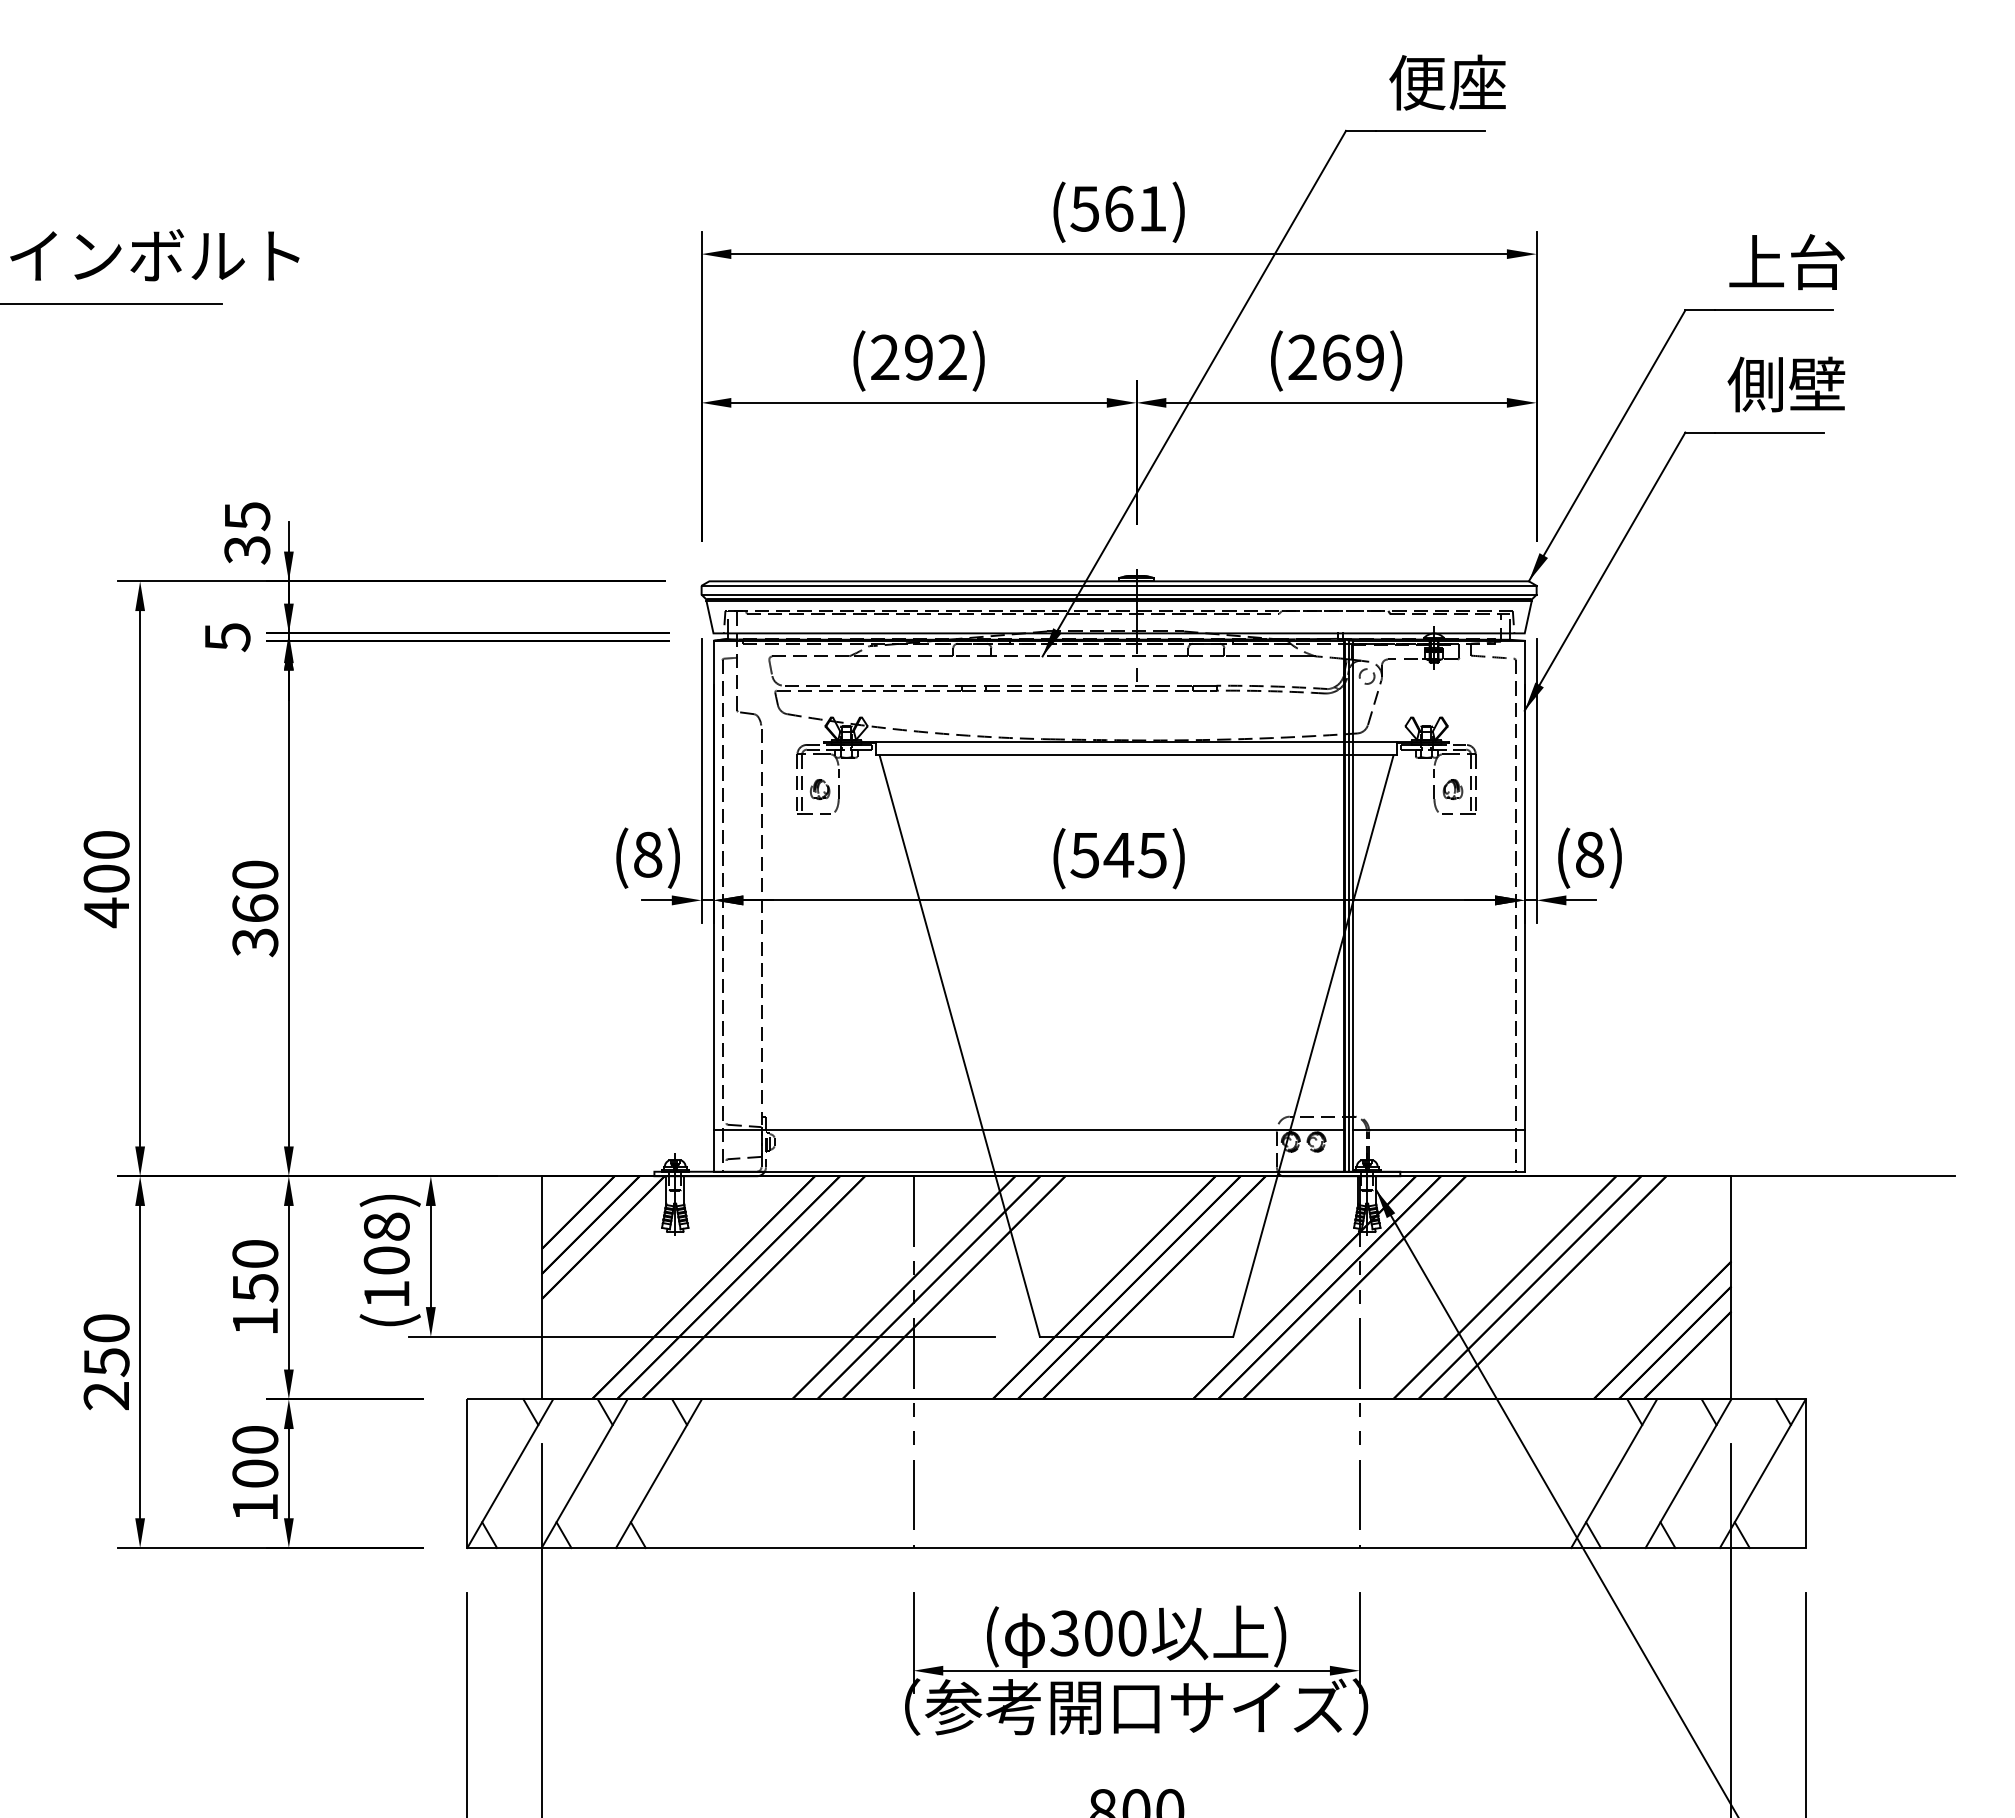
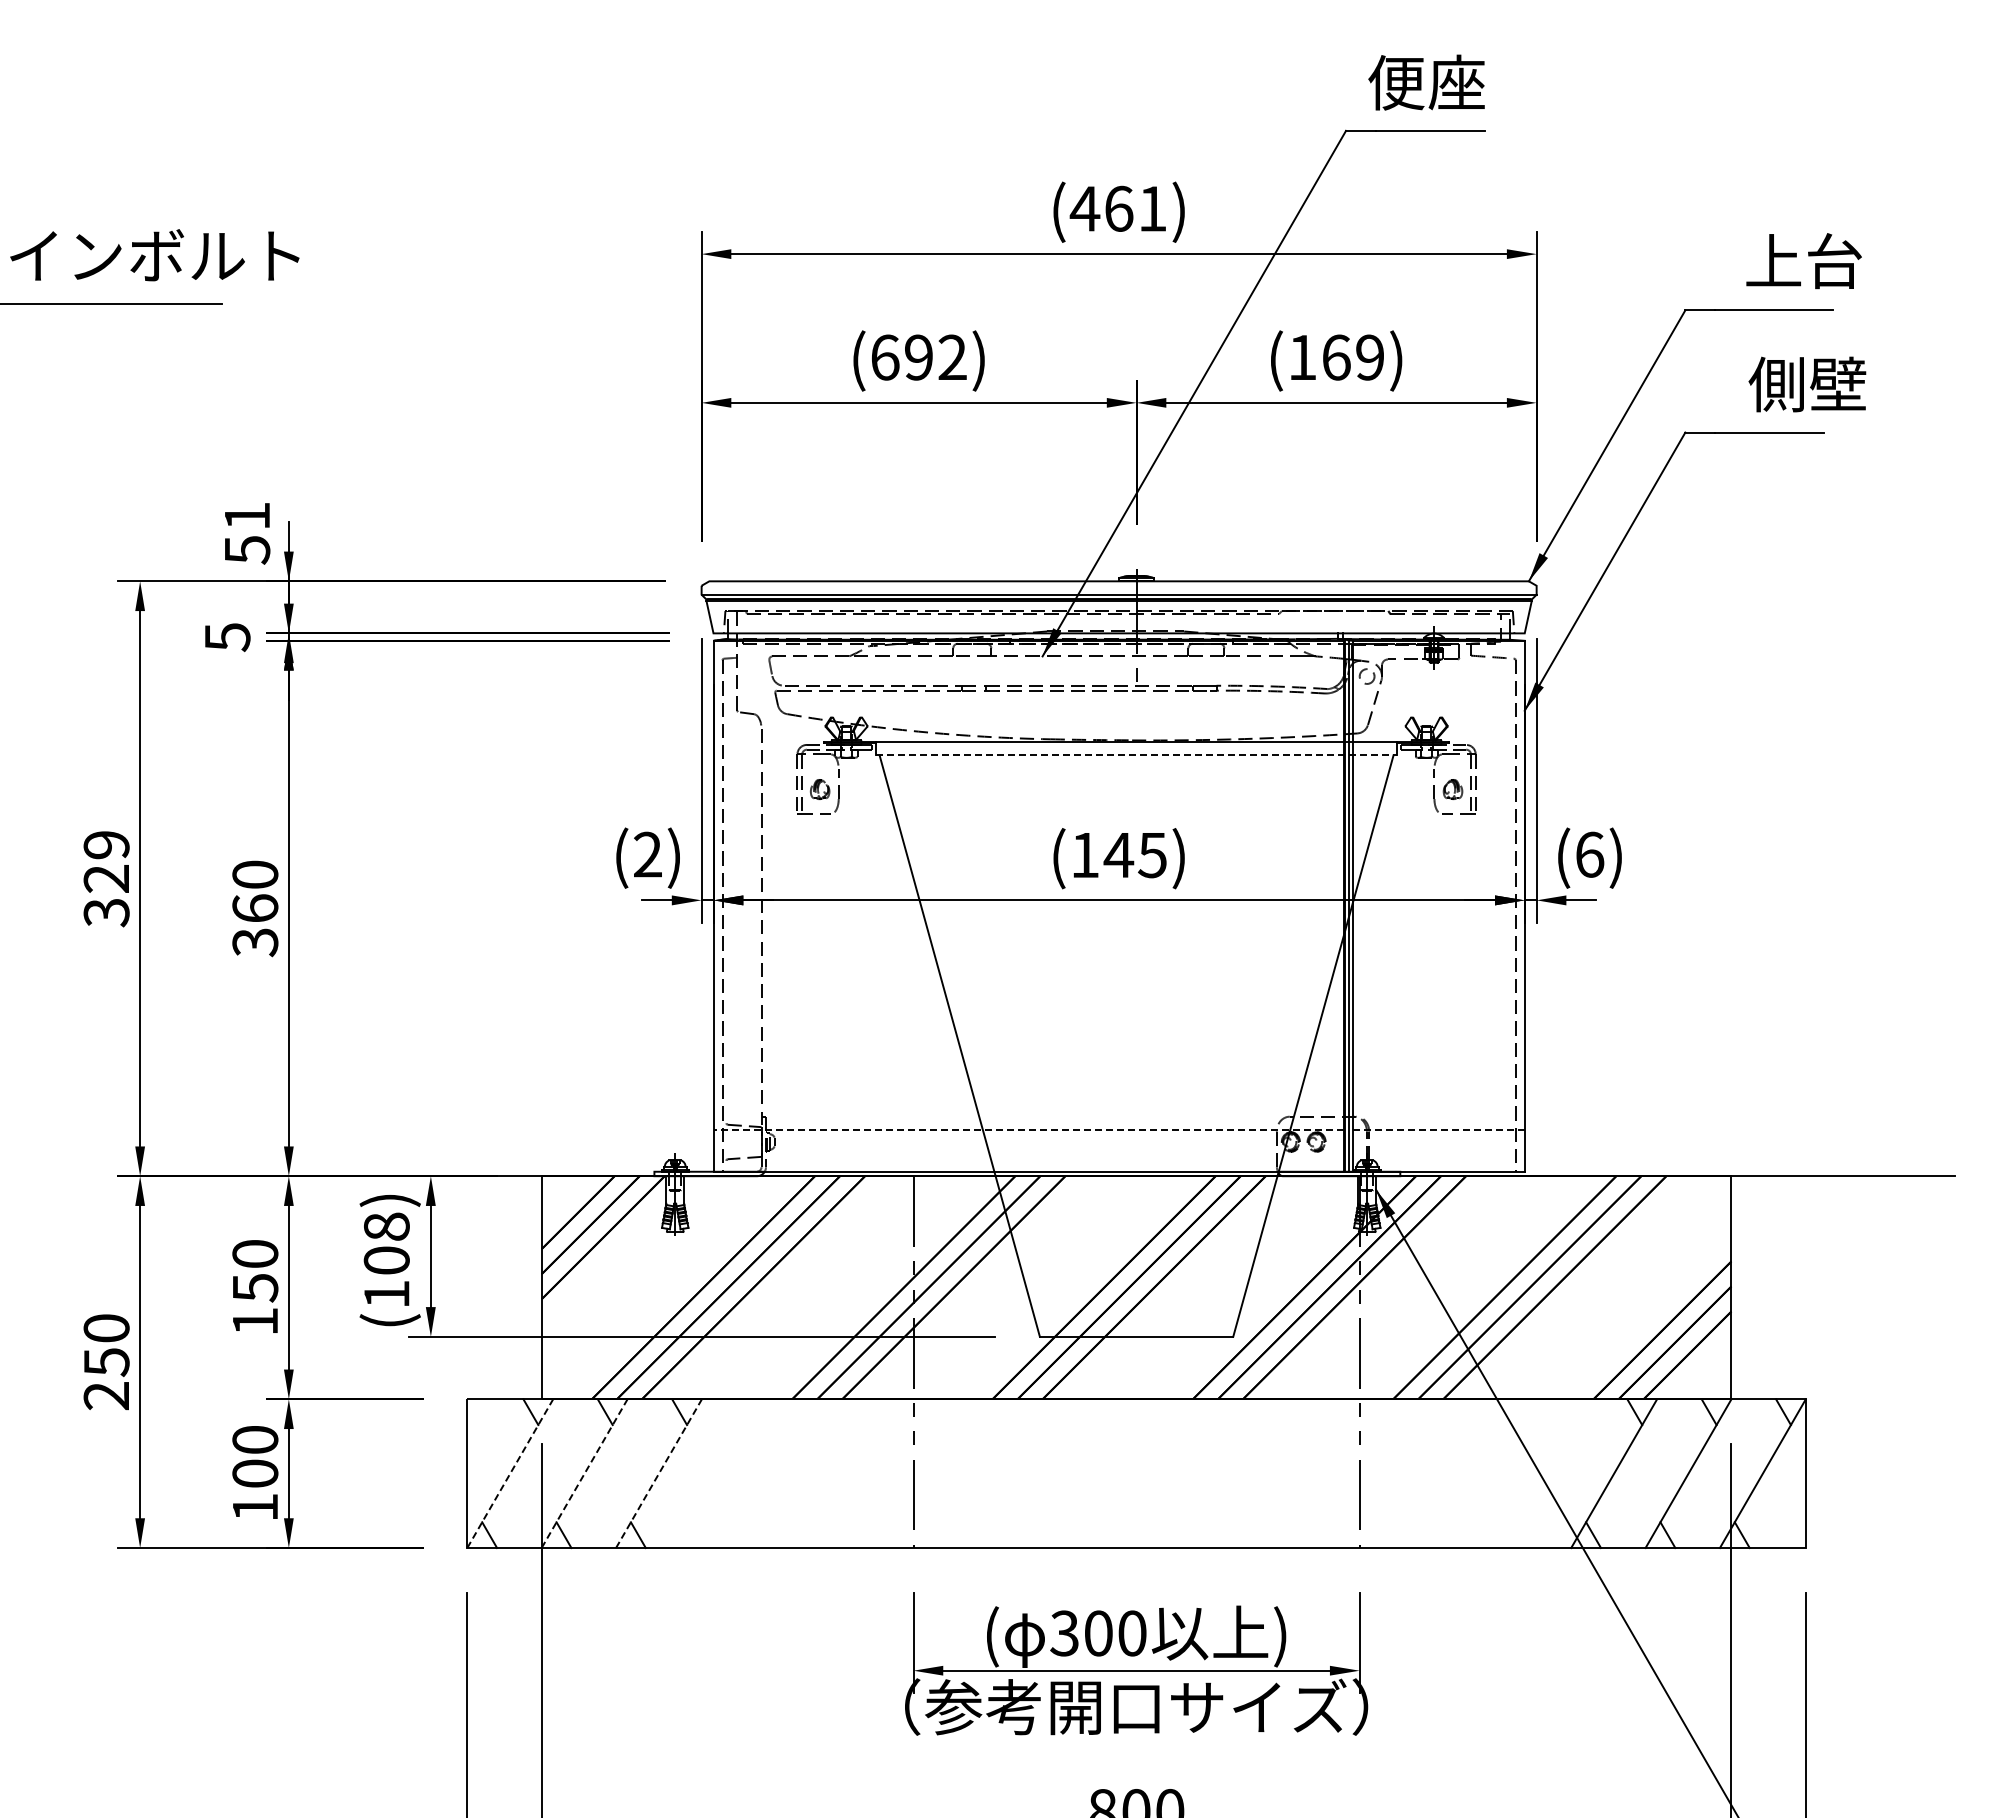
text position: (1447, 82) -> (1426, 82) (1426, 82)
text: (561) -> (461) (1084, 208)
text position: (1786, 262) -> (1803, 261) (1803, 261)
text: (269) -> (169) (1302, 356)
text: (292) -> (692) (885, 357)
text position: (1786, 384) -> (1807, 384) (1807, 384)
text: 35 -> 51 (247, 533)
line: present -> none (1118, 585)
line: solid -> dashed (1137, 755)
text: (8) -> (2) (648, 854)
text: (8) -> (6) (1590, 854)
text: (545) -> (145) (1084, 855)
text: 400 -> 329 (106, 879)
line: solid -> dashed (1028, 1130)
line: solid -> dashed (1438, 1130)
line: solid -> dashed (510, 1473)
line: solid -> dashed (584, 1473)
line: solid -> dashed (658, 1473)
